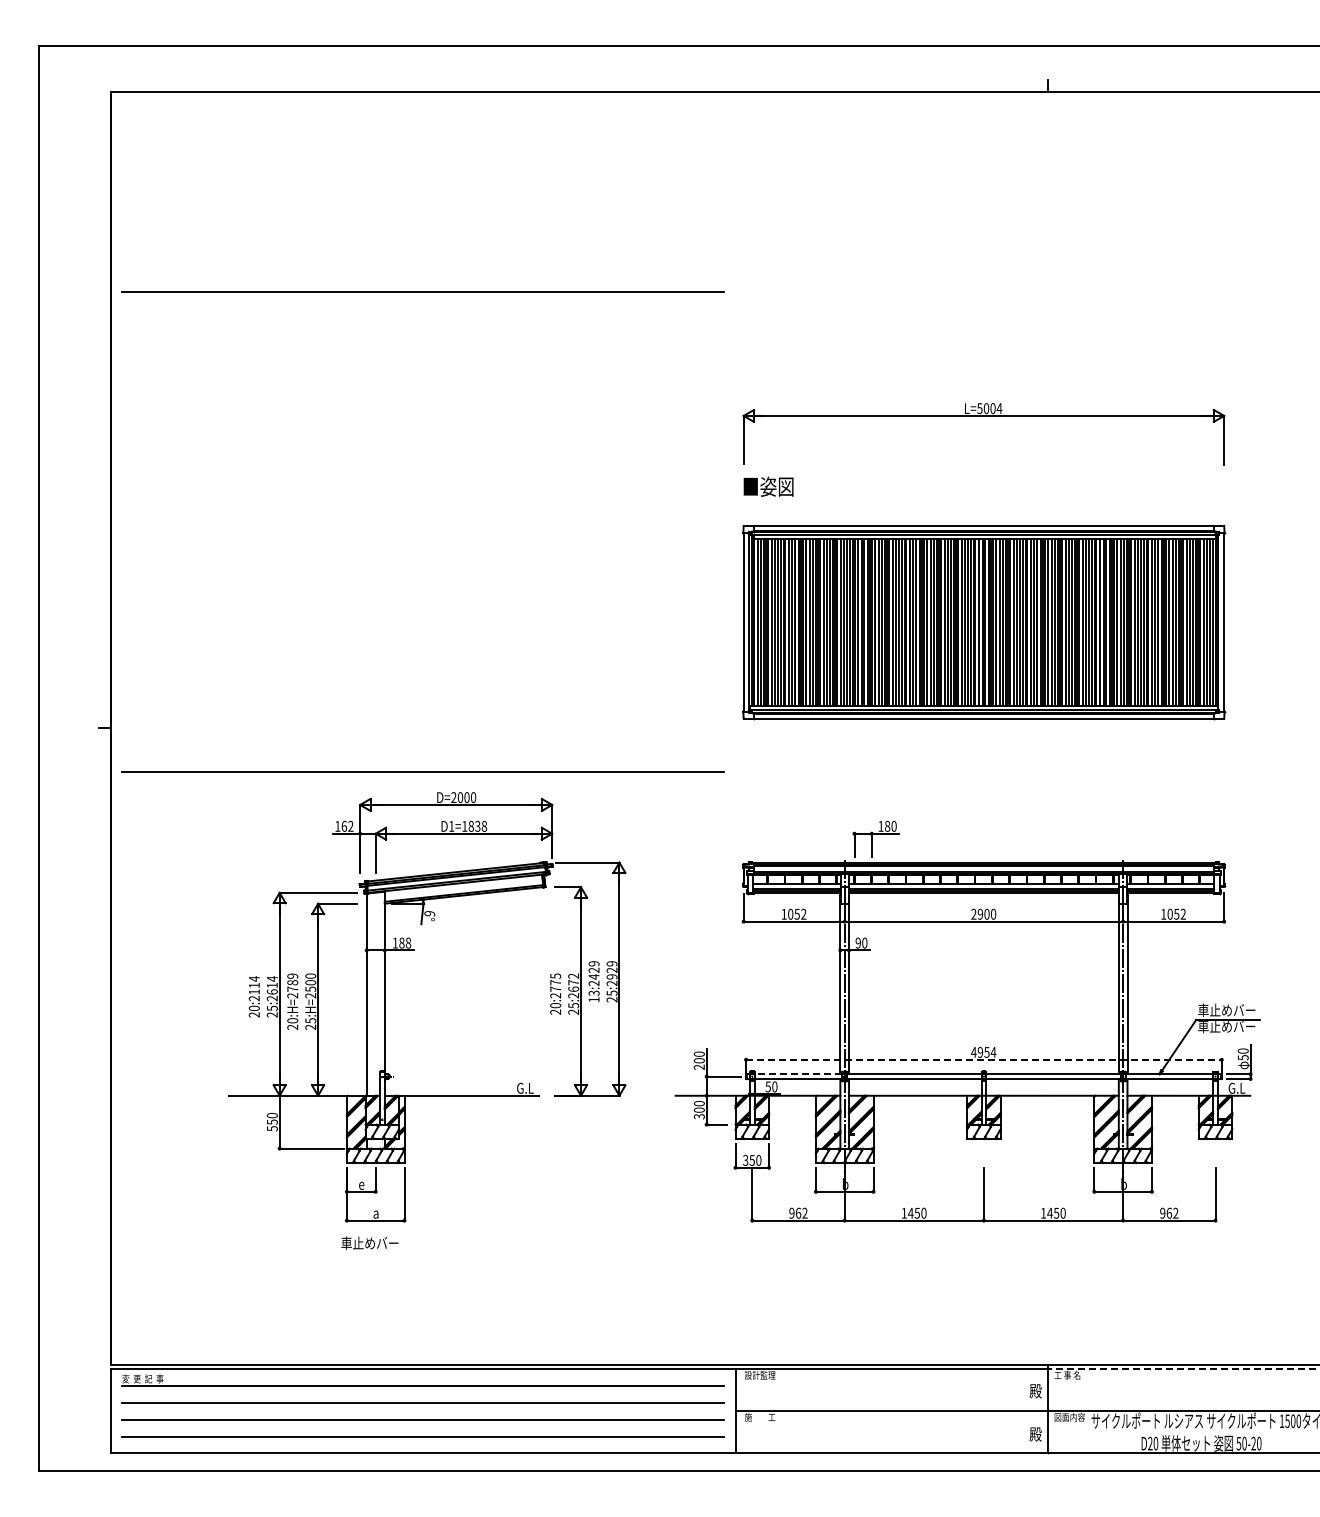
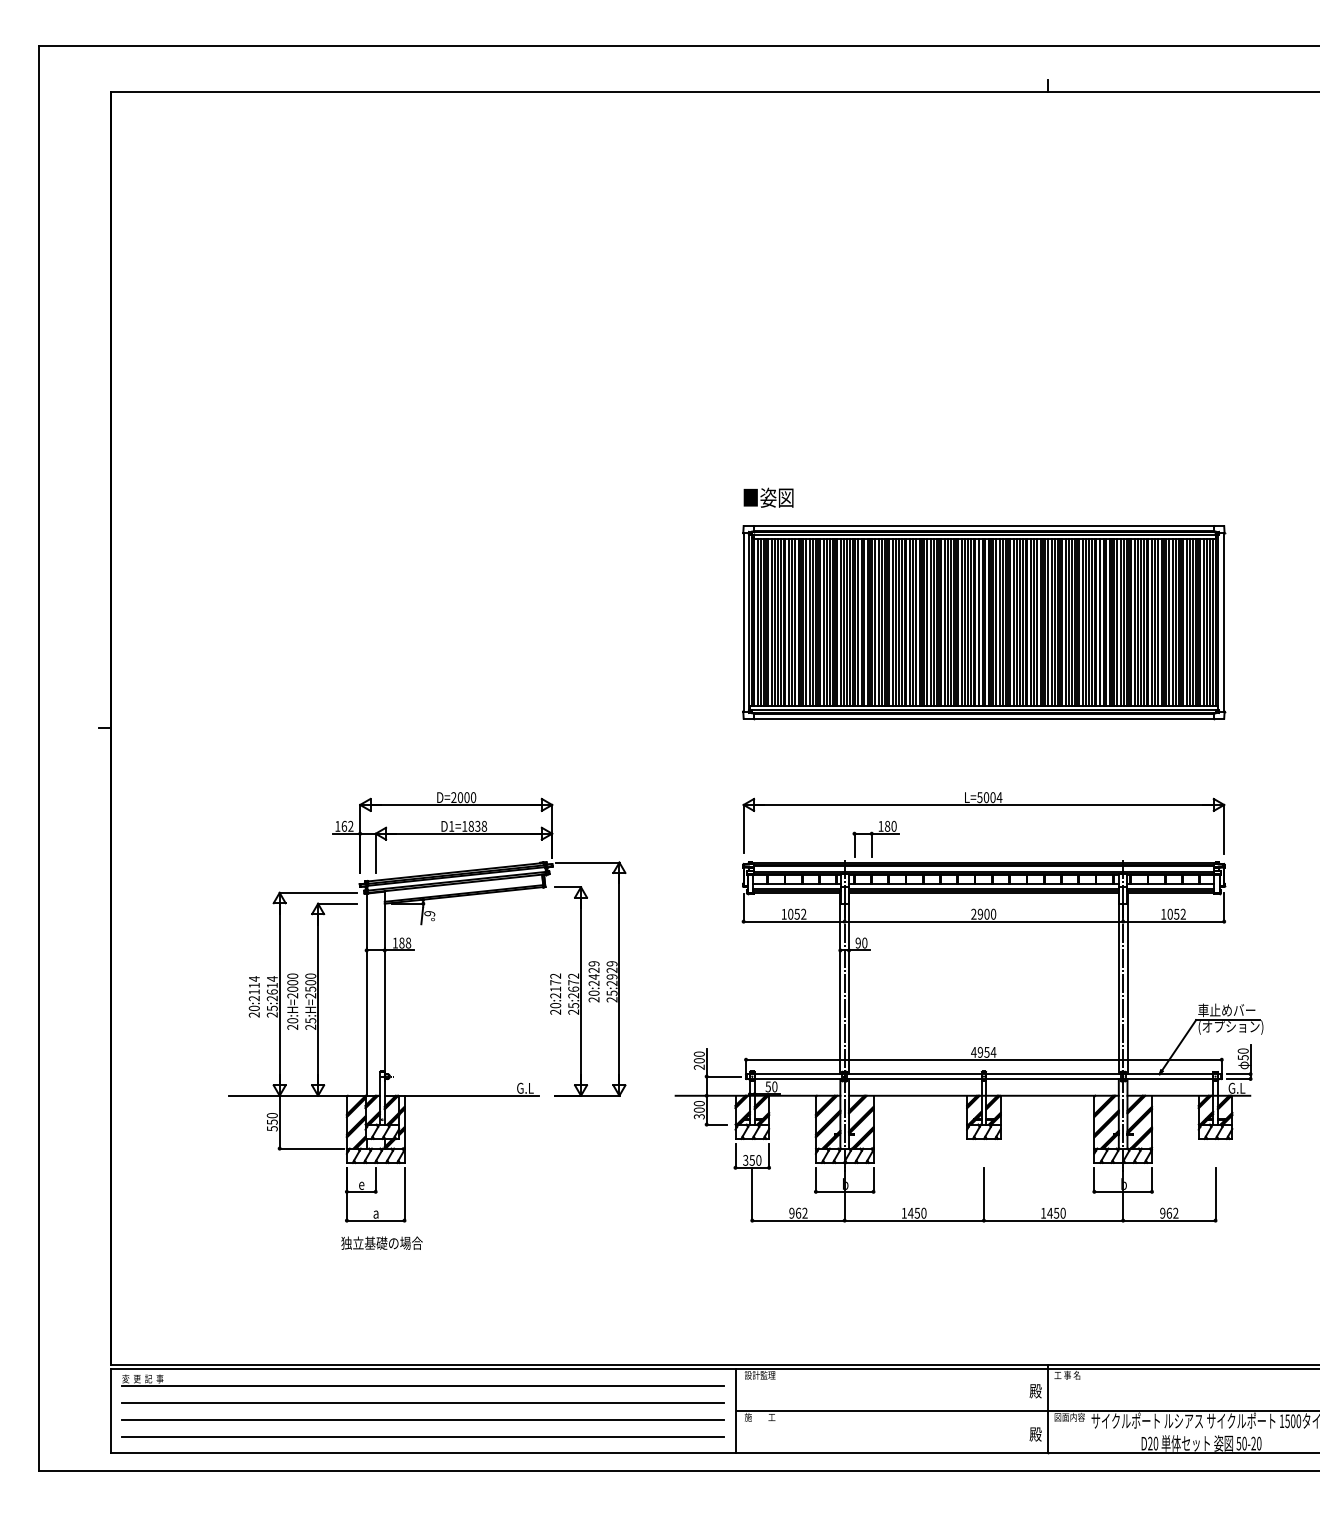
line: present -> none (422, 291)
part position: (983, 416) -> (983, 805) (983, 805)
text position: (768, 486) -> (768, 497) (768, 497)
line: present -> none (422, 771)
text: 20:H=2789 -> 20:H=2000 (292, 982)
text: 20:2775 -> 20:2172 (555, 982)
text: 13:2429 -> 20:2429 (593, 996)
text: 車止めバー -> (オプション) (1230, 1027)
line: dashed -> solid (983, 1059)
line: dashed -> solid (798, 1074)
text: 車止めバー -> 独立基礎の場合 (381, 1242)
line: dashed -> solid (1183, 1369)
